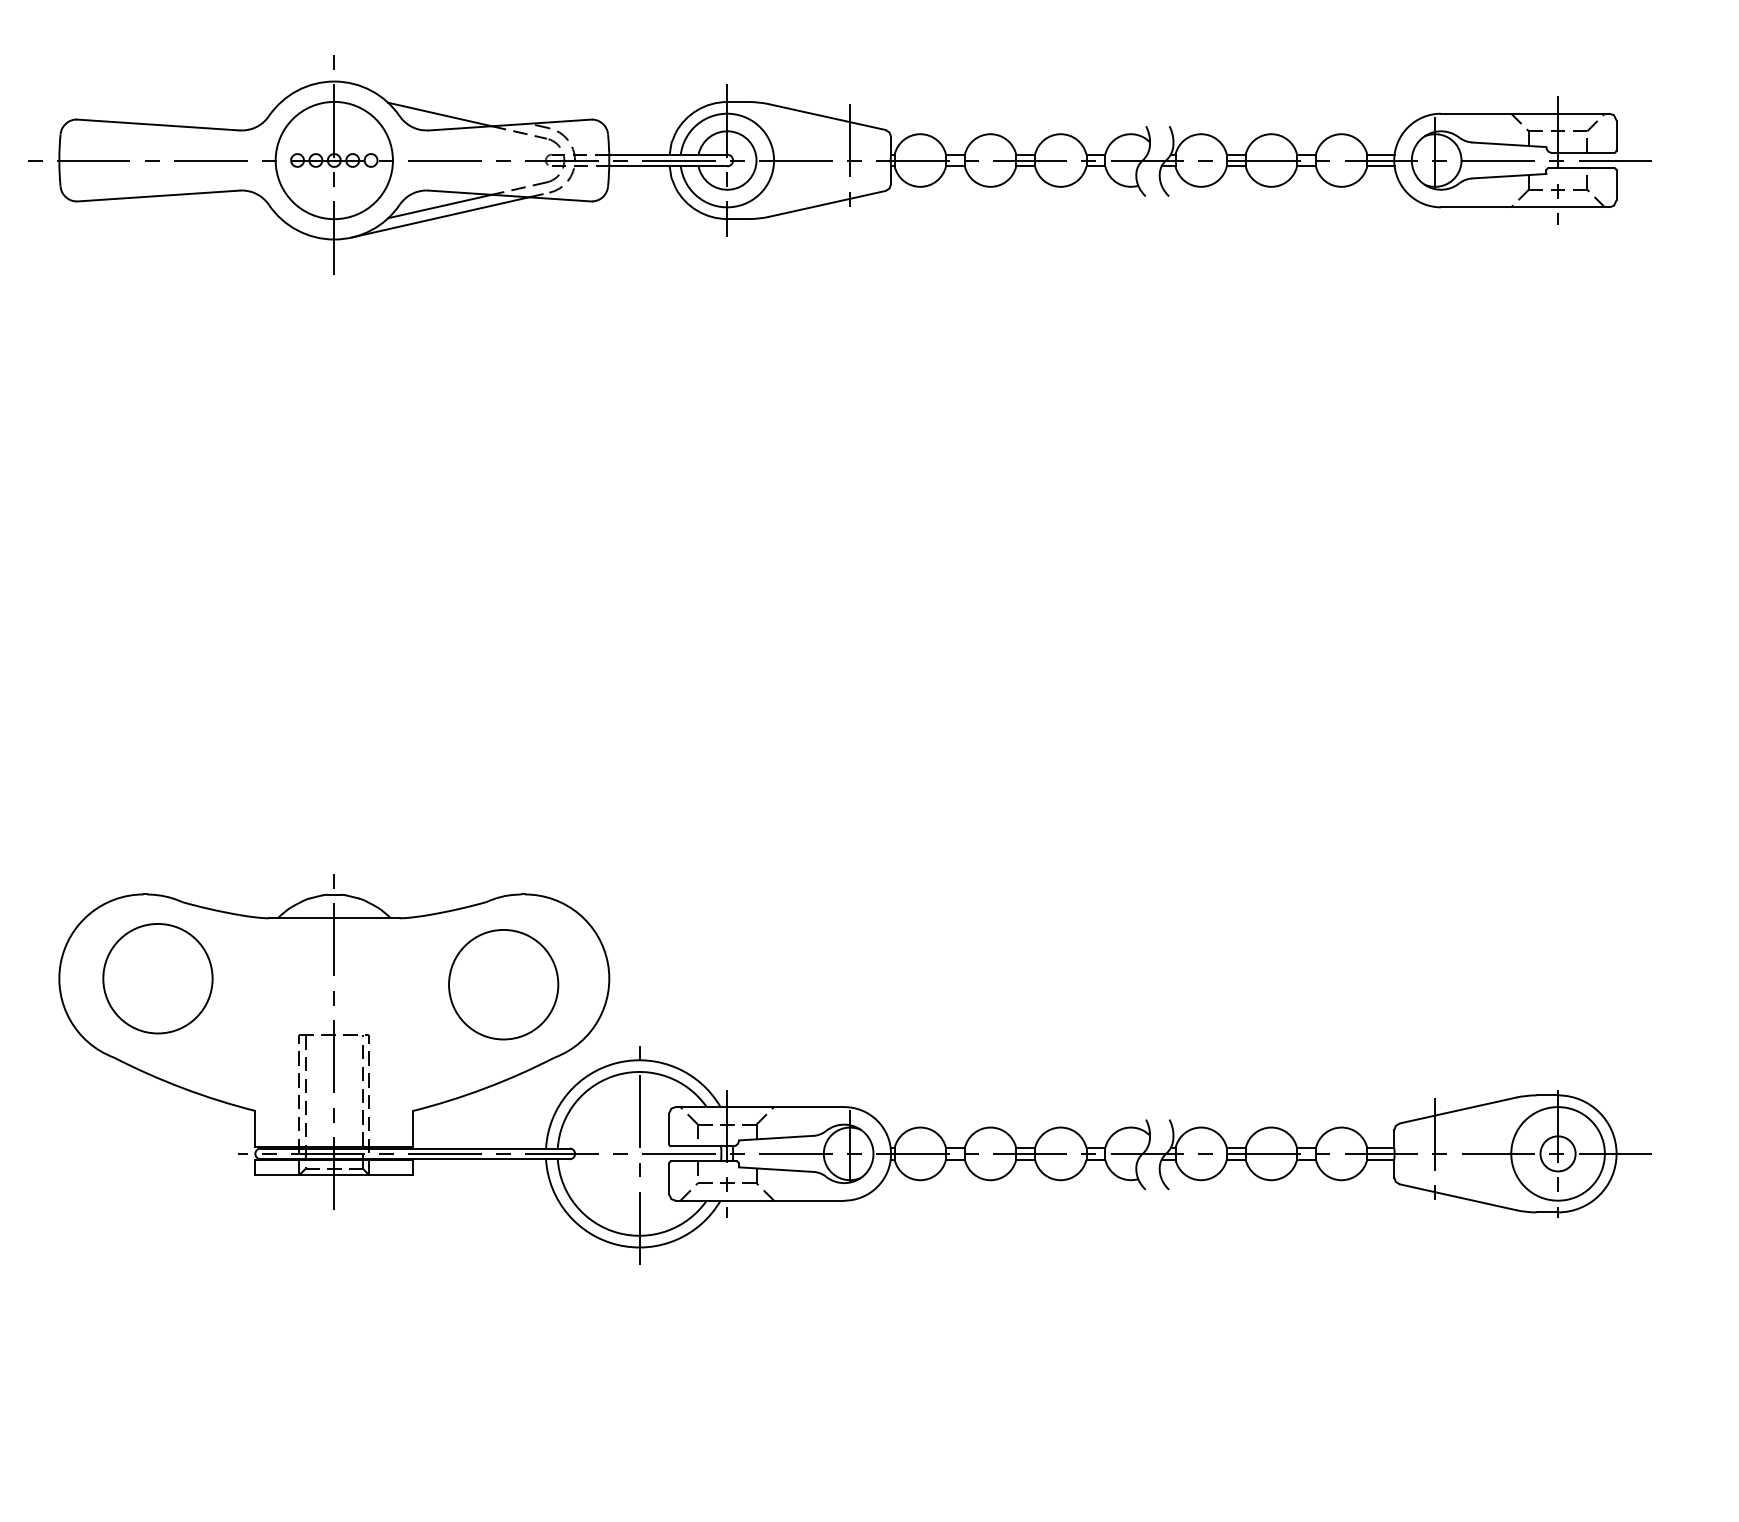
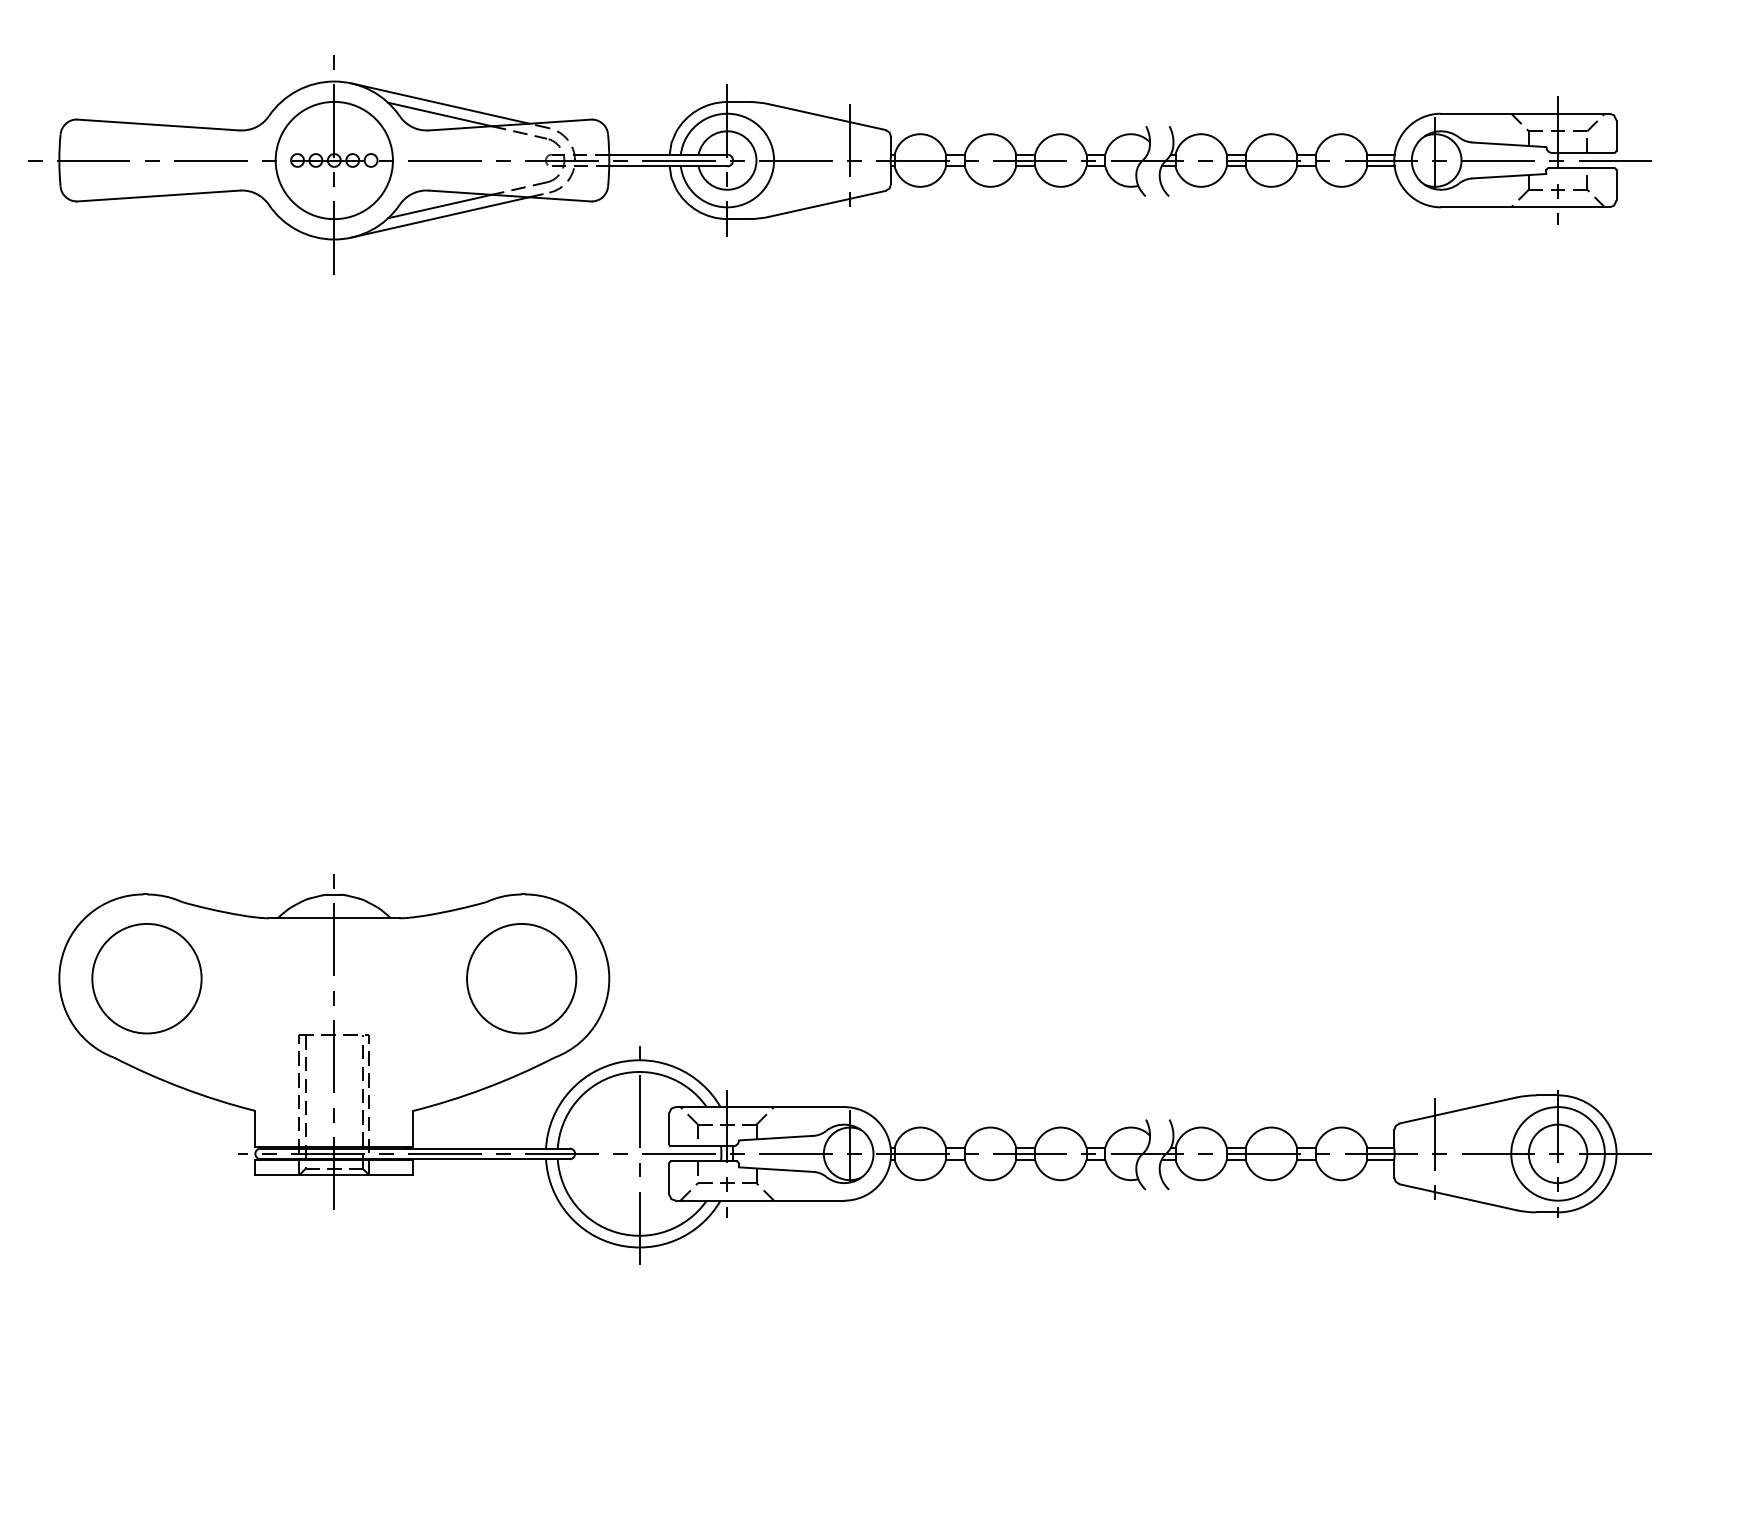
line: none -> present (440, 103)
part position: (157, 978) -> (146, 978) (146, 978)
part position: (503, 984) -> (521, 978) (521, 978)
circle diameter: 35 px -> 59 px (1557, 1153)
